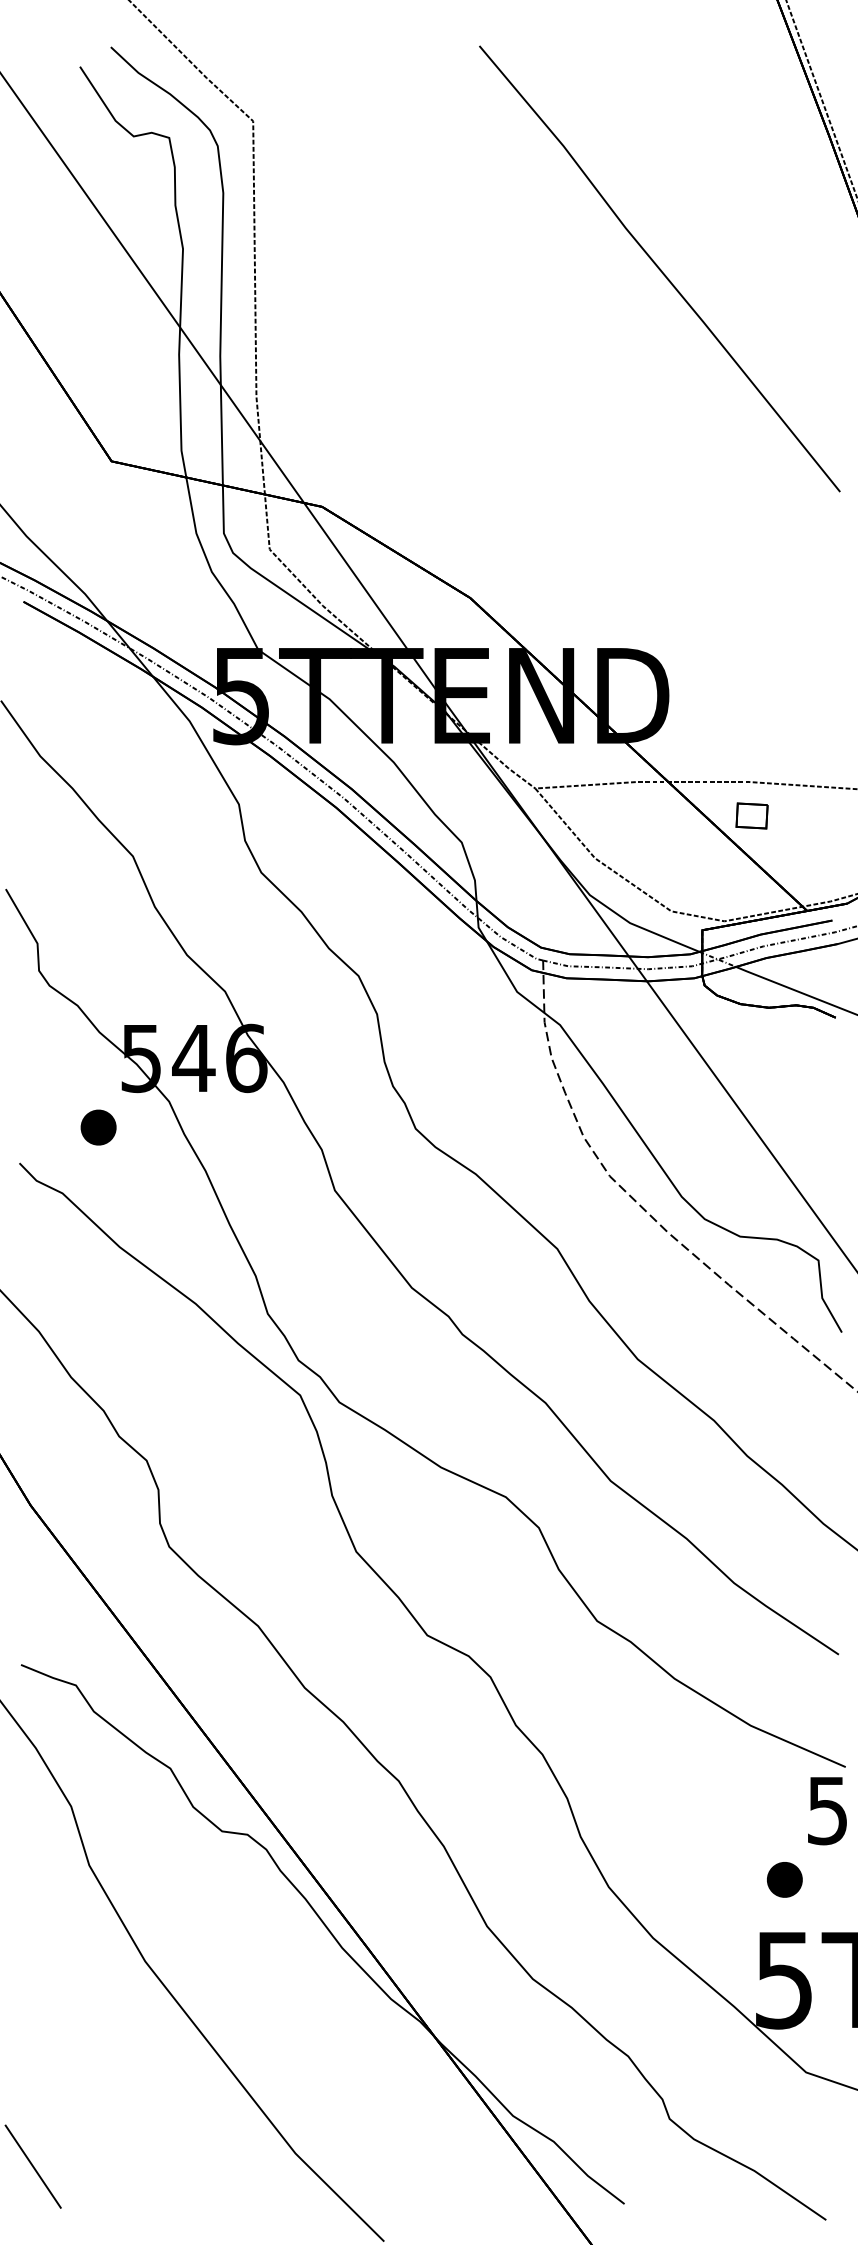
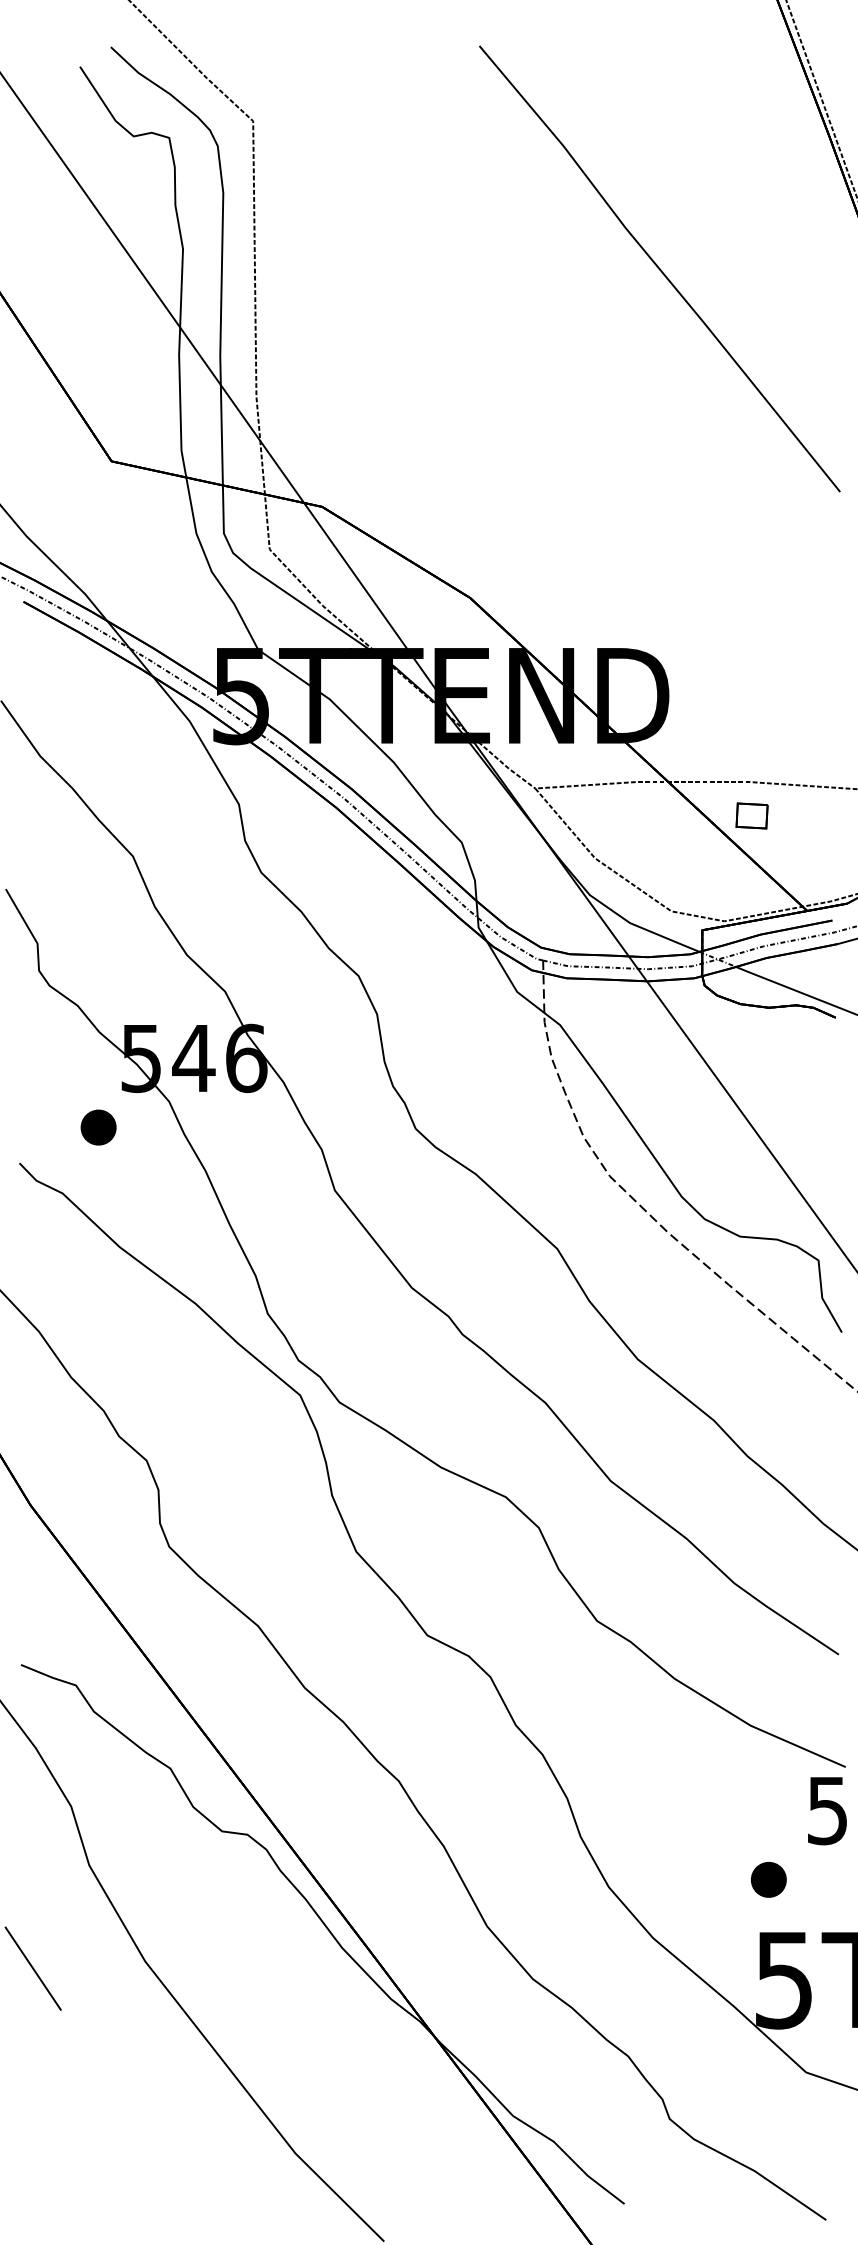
part position: (784, 1879) -> (768, 1879) (768, 1879)
line position: (32, 2166) -> (32, 1968) (32, 1968)
